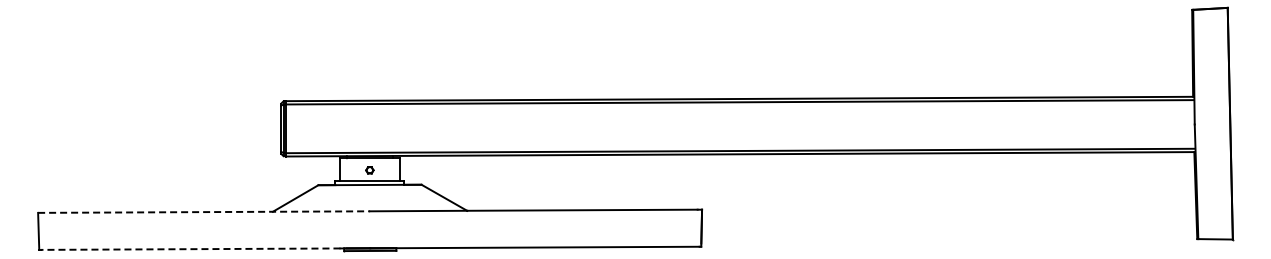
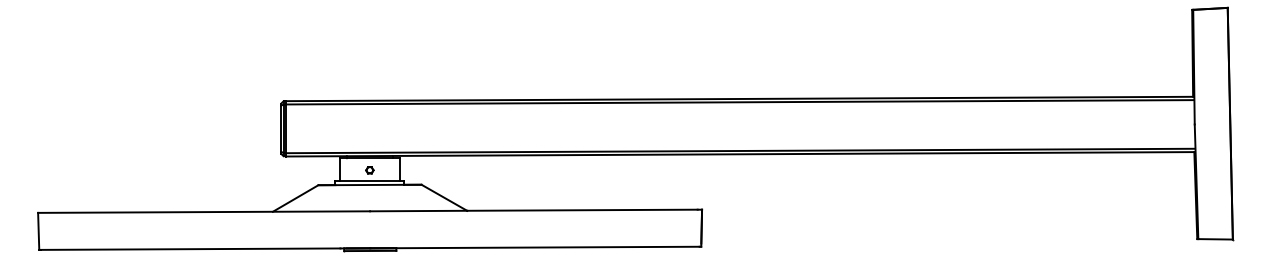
line: dashed -> solid (204, 212)
line: dashed -> solid (190, 249)
